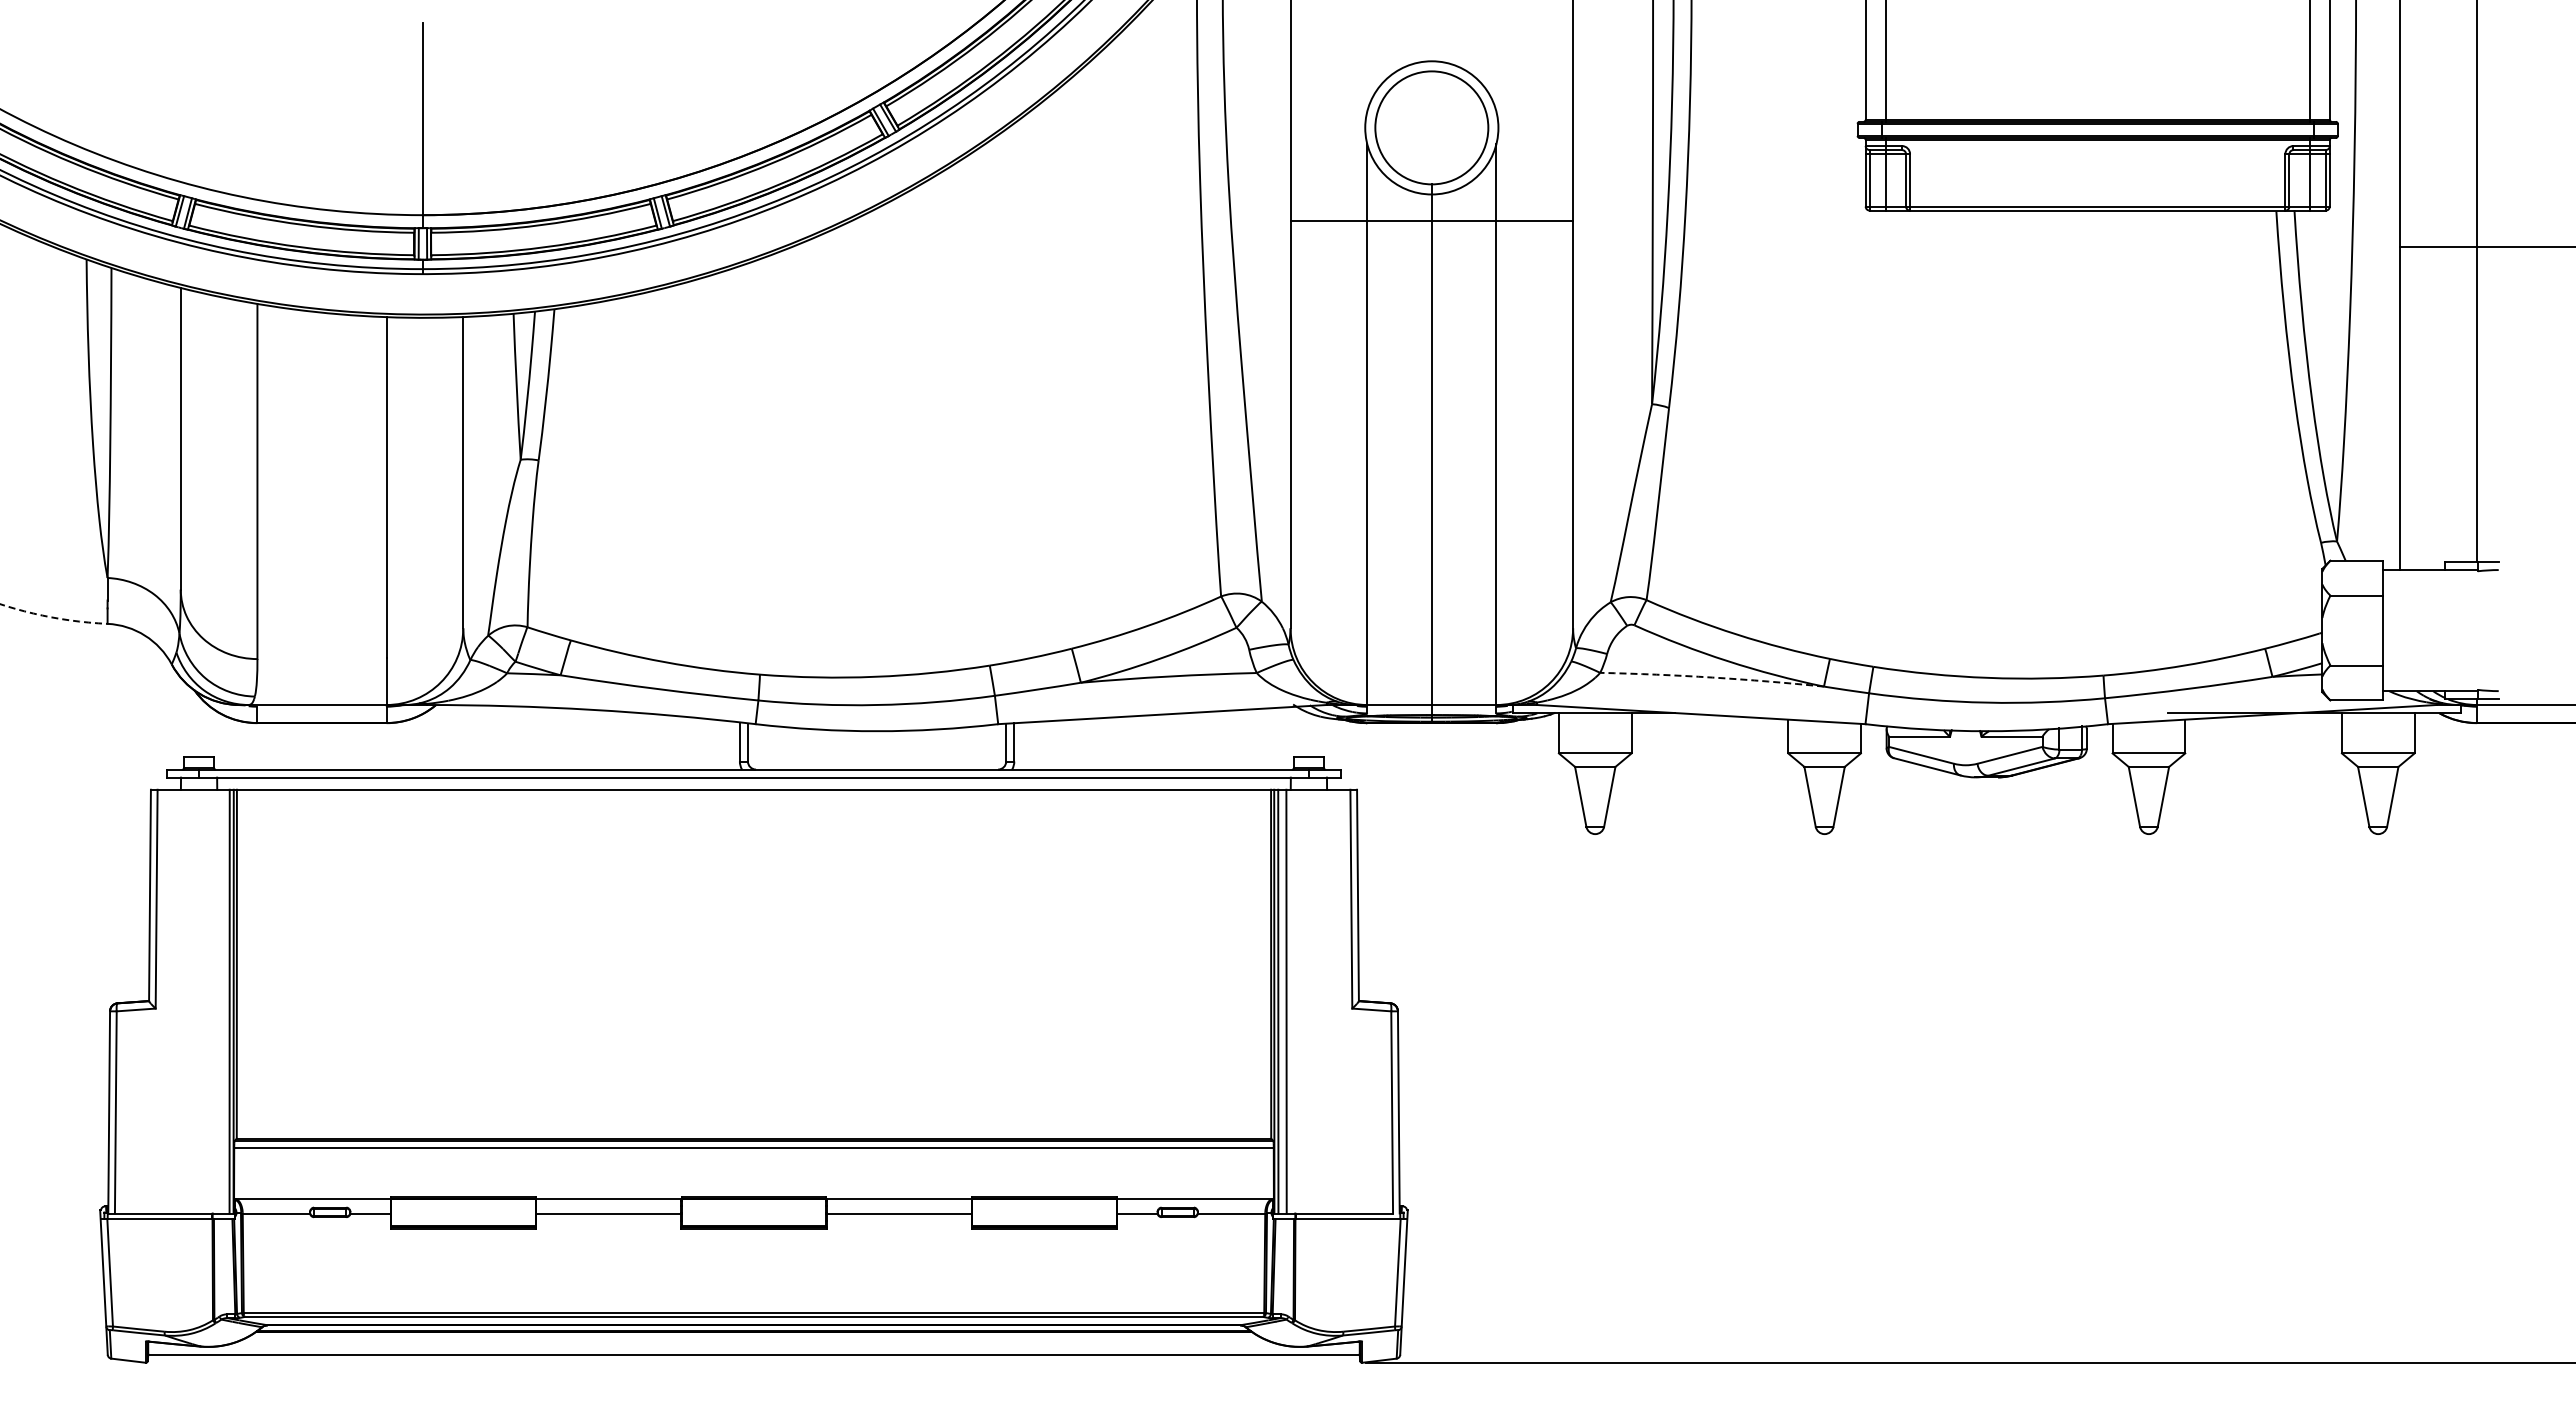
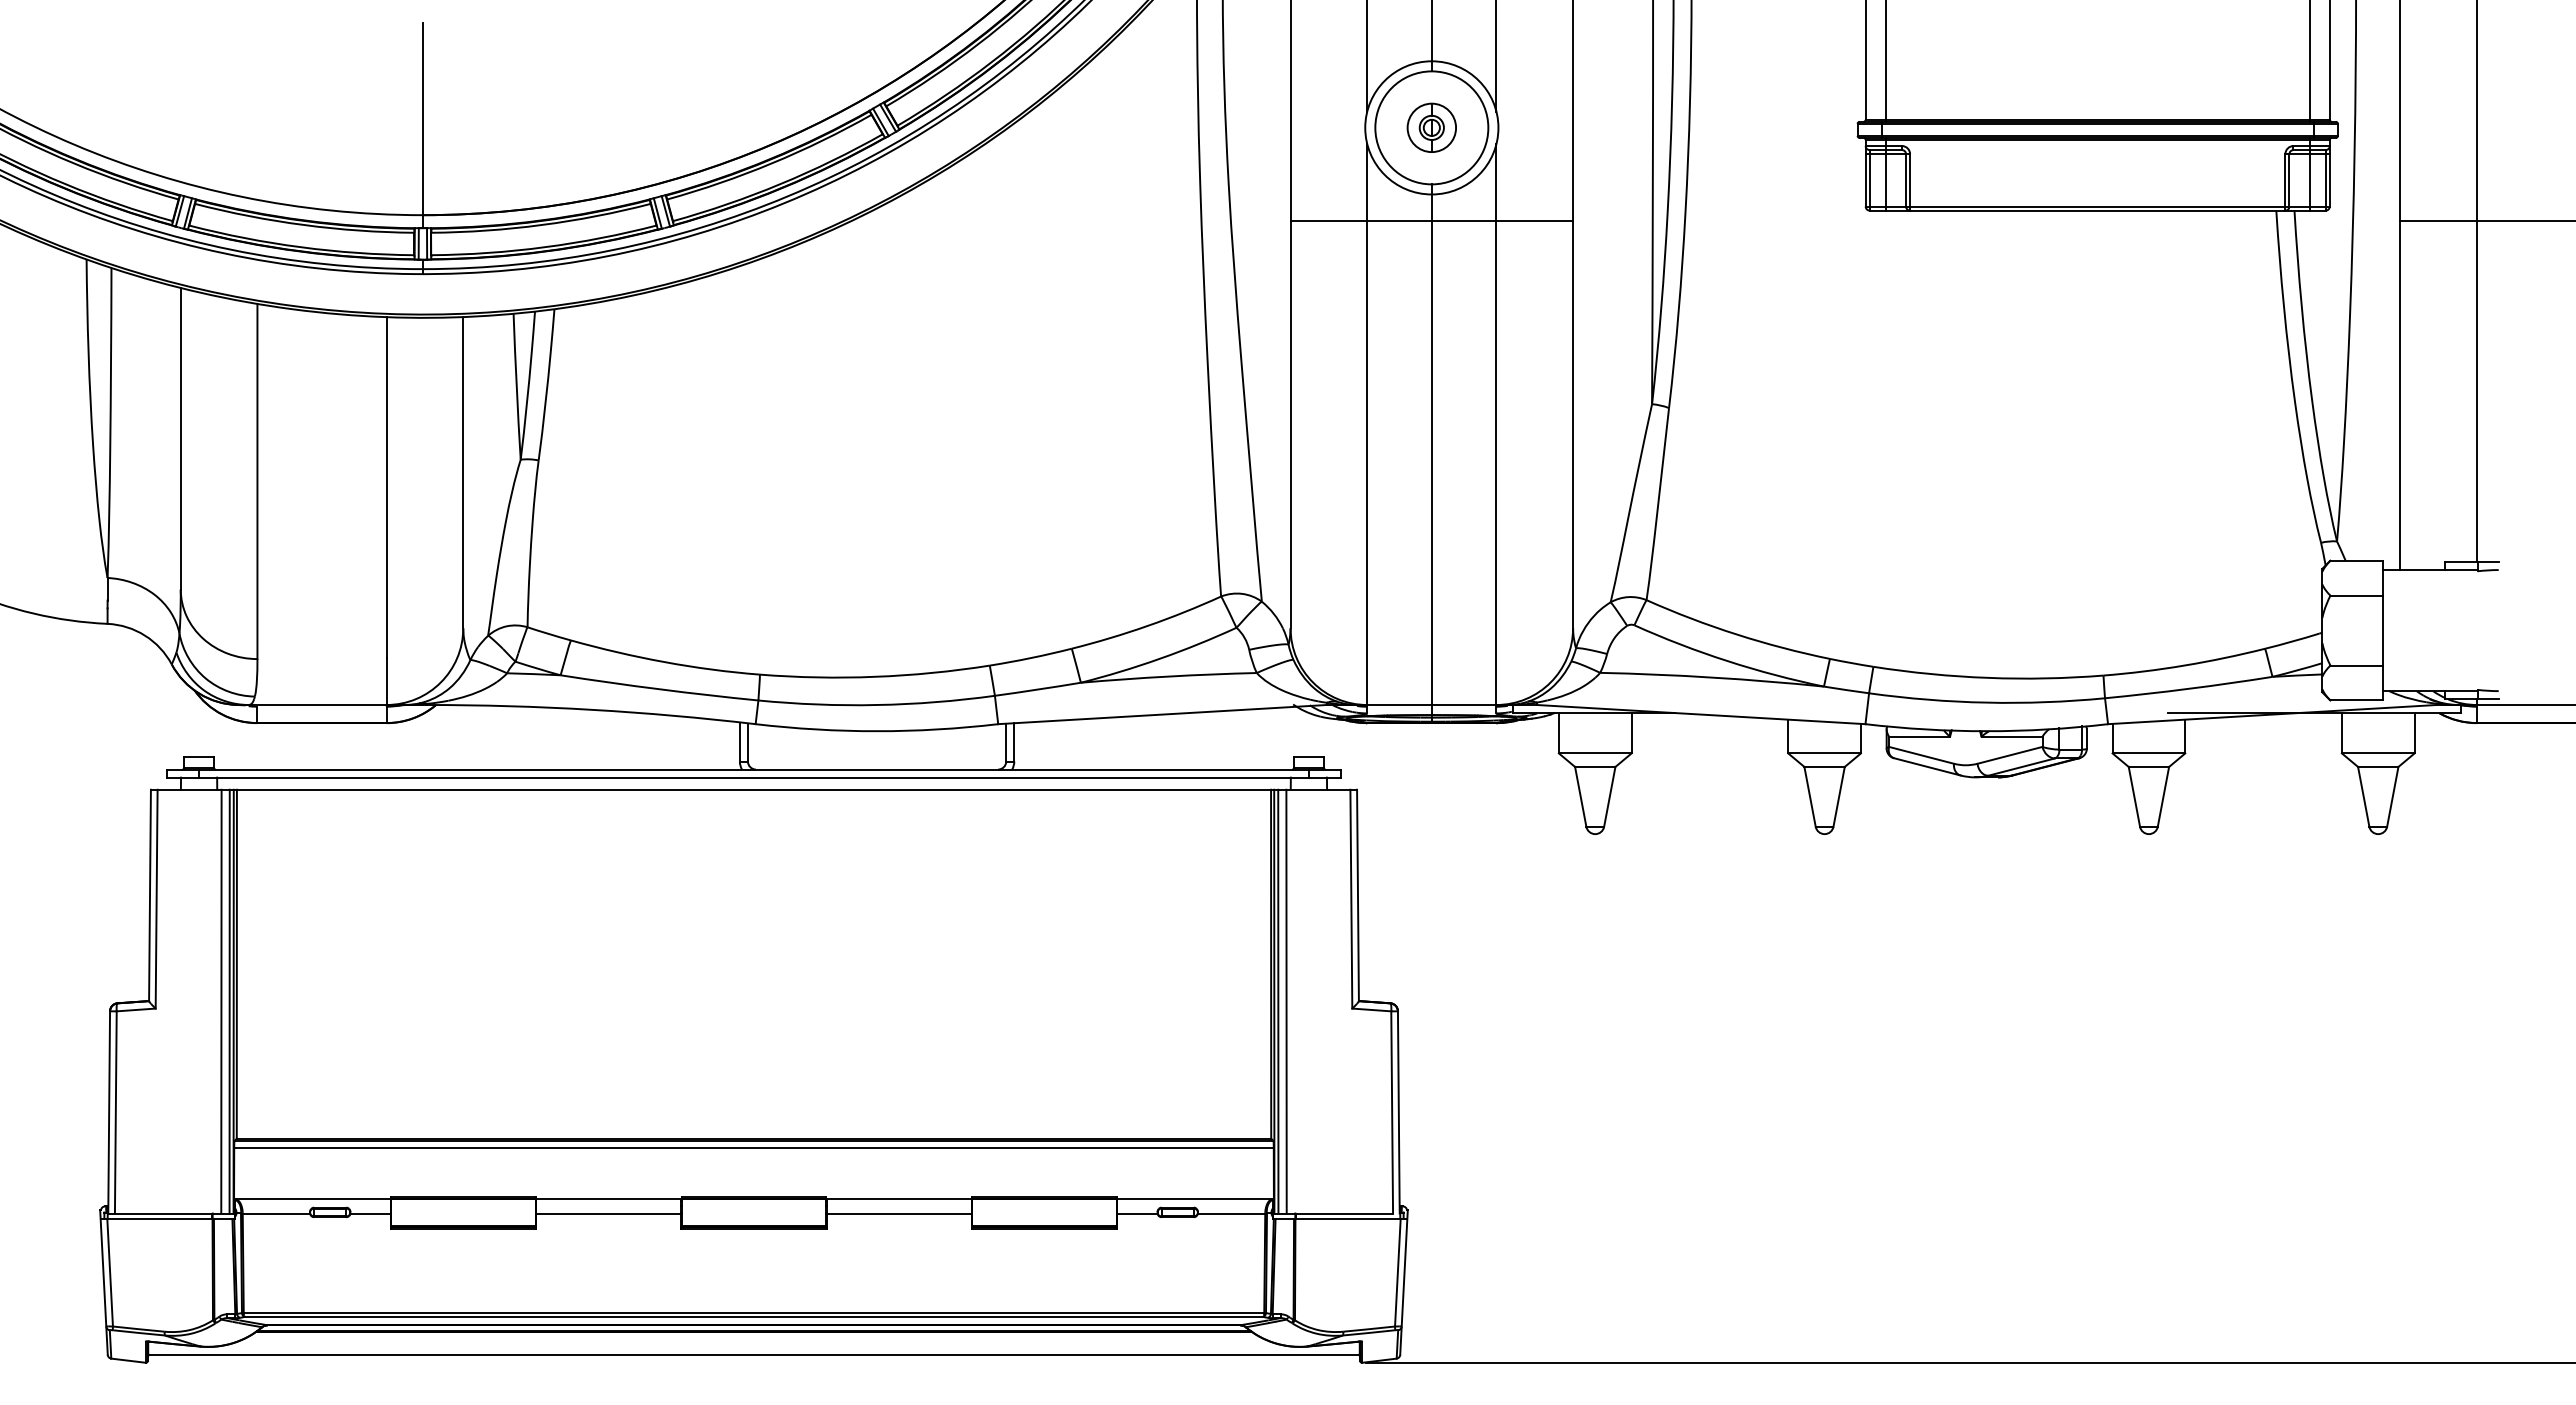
line: none -> present (1431, 36)
line: none -> present (1367, 56)
line: none -> present (1496, 56)
part: none -> present (1431, 127)
line position: (2486, 246) -> (2486, 220) (2486, 220)
arc: dashed -> solid (52, 617)
arc: dashed -> solid (1712, 677)
line: none -> present (221, 1001)
